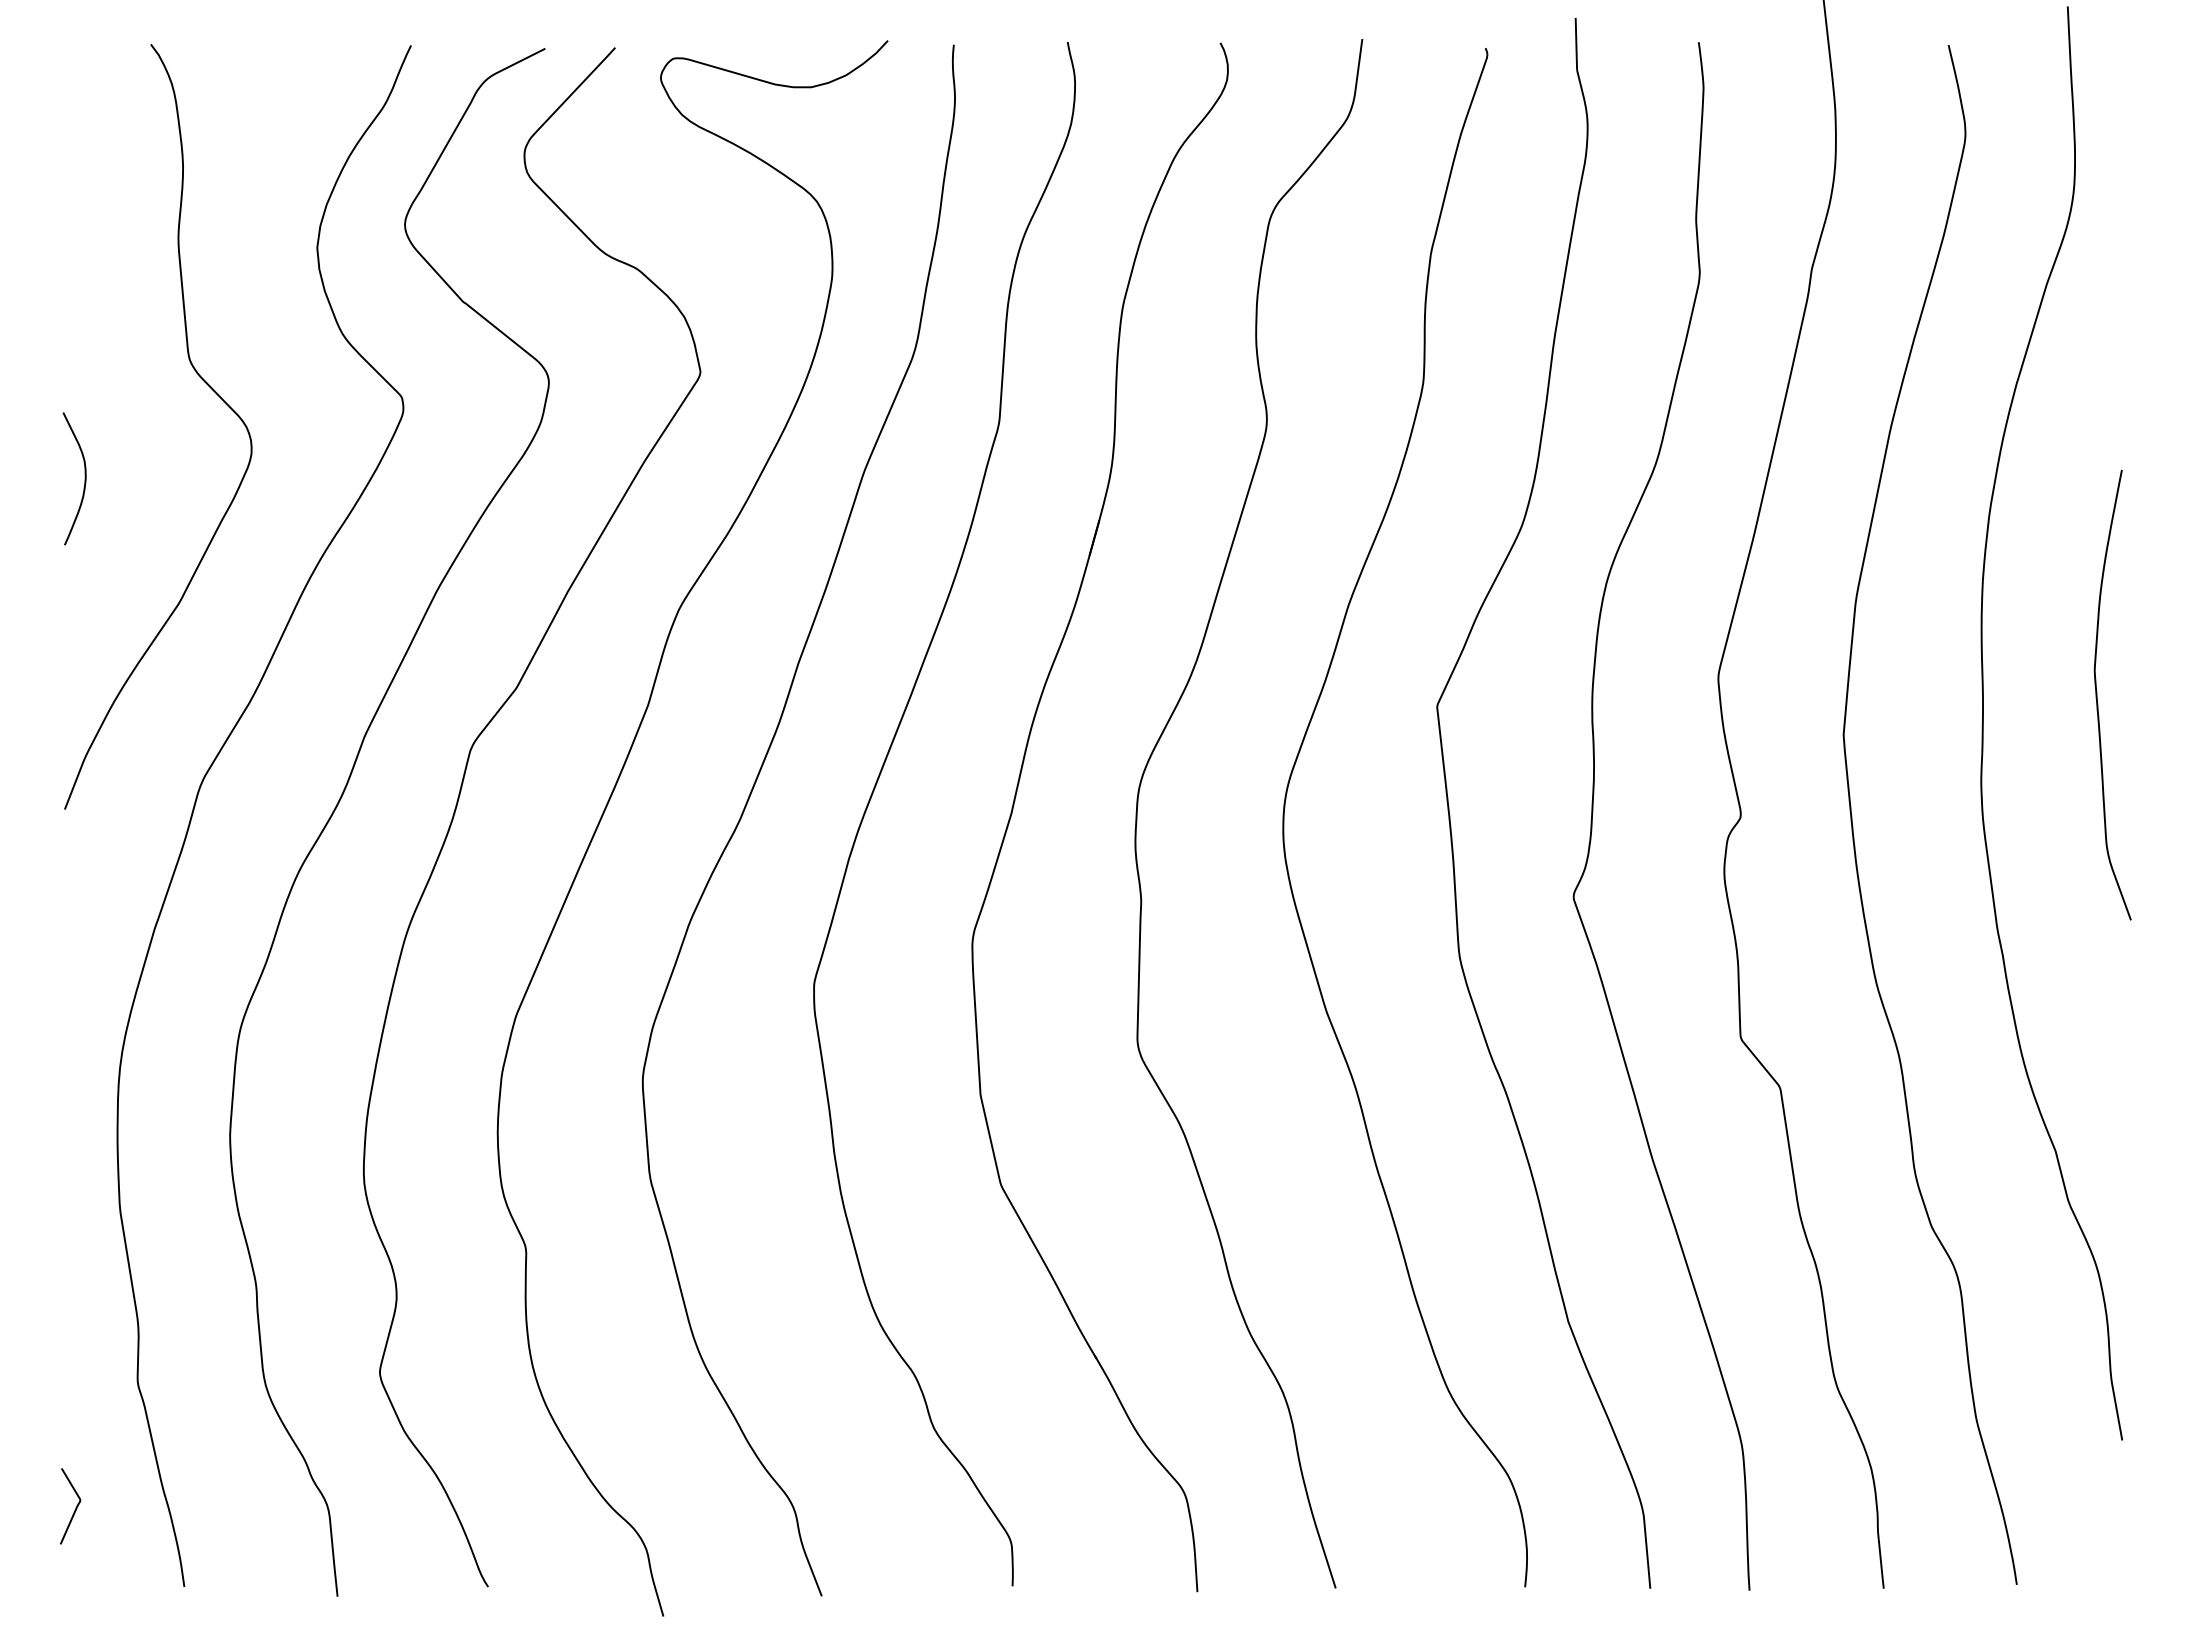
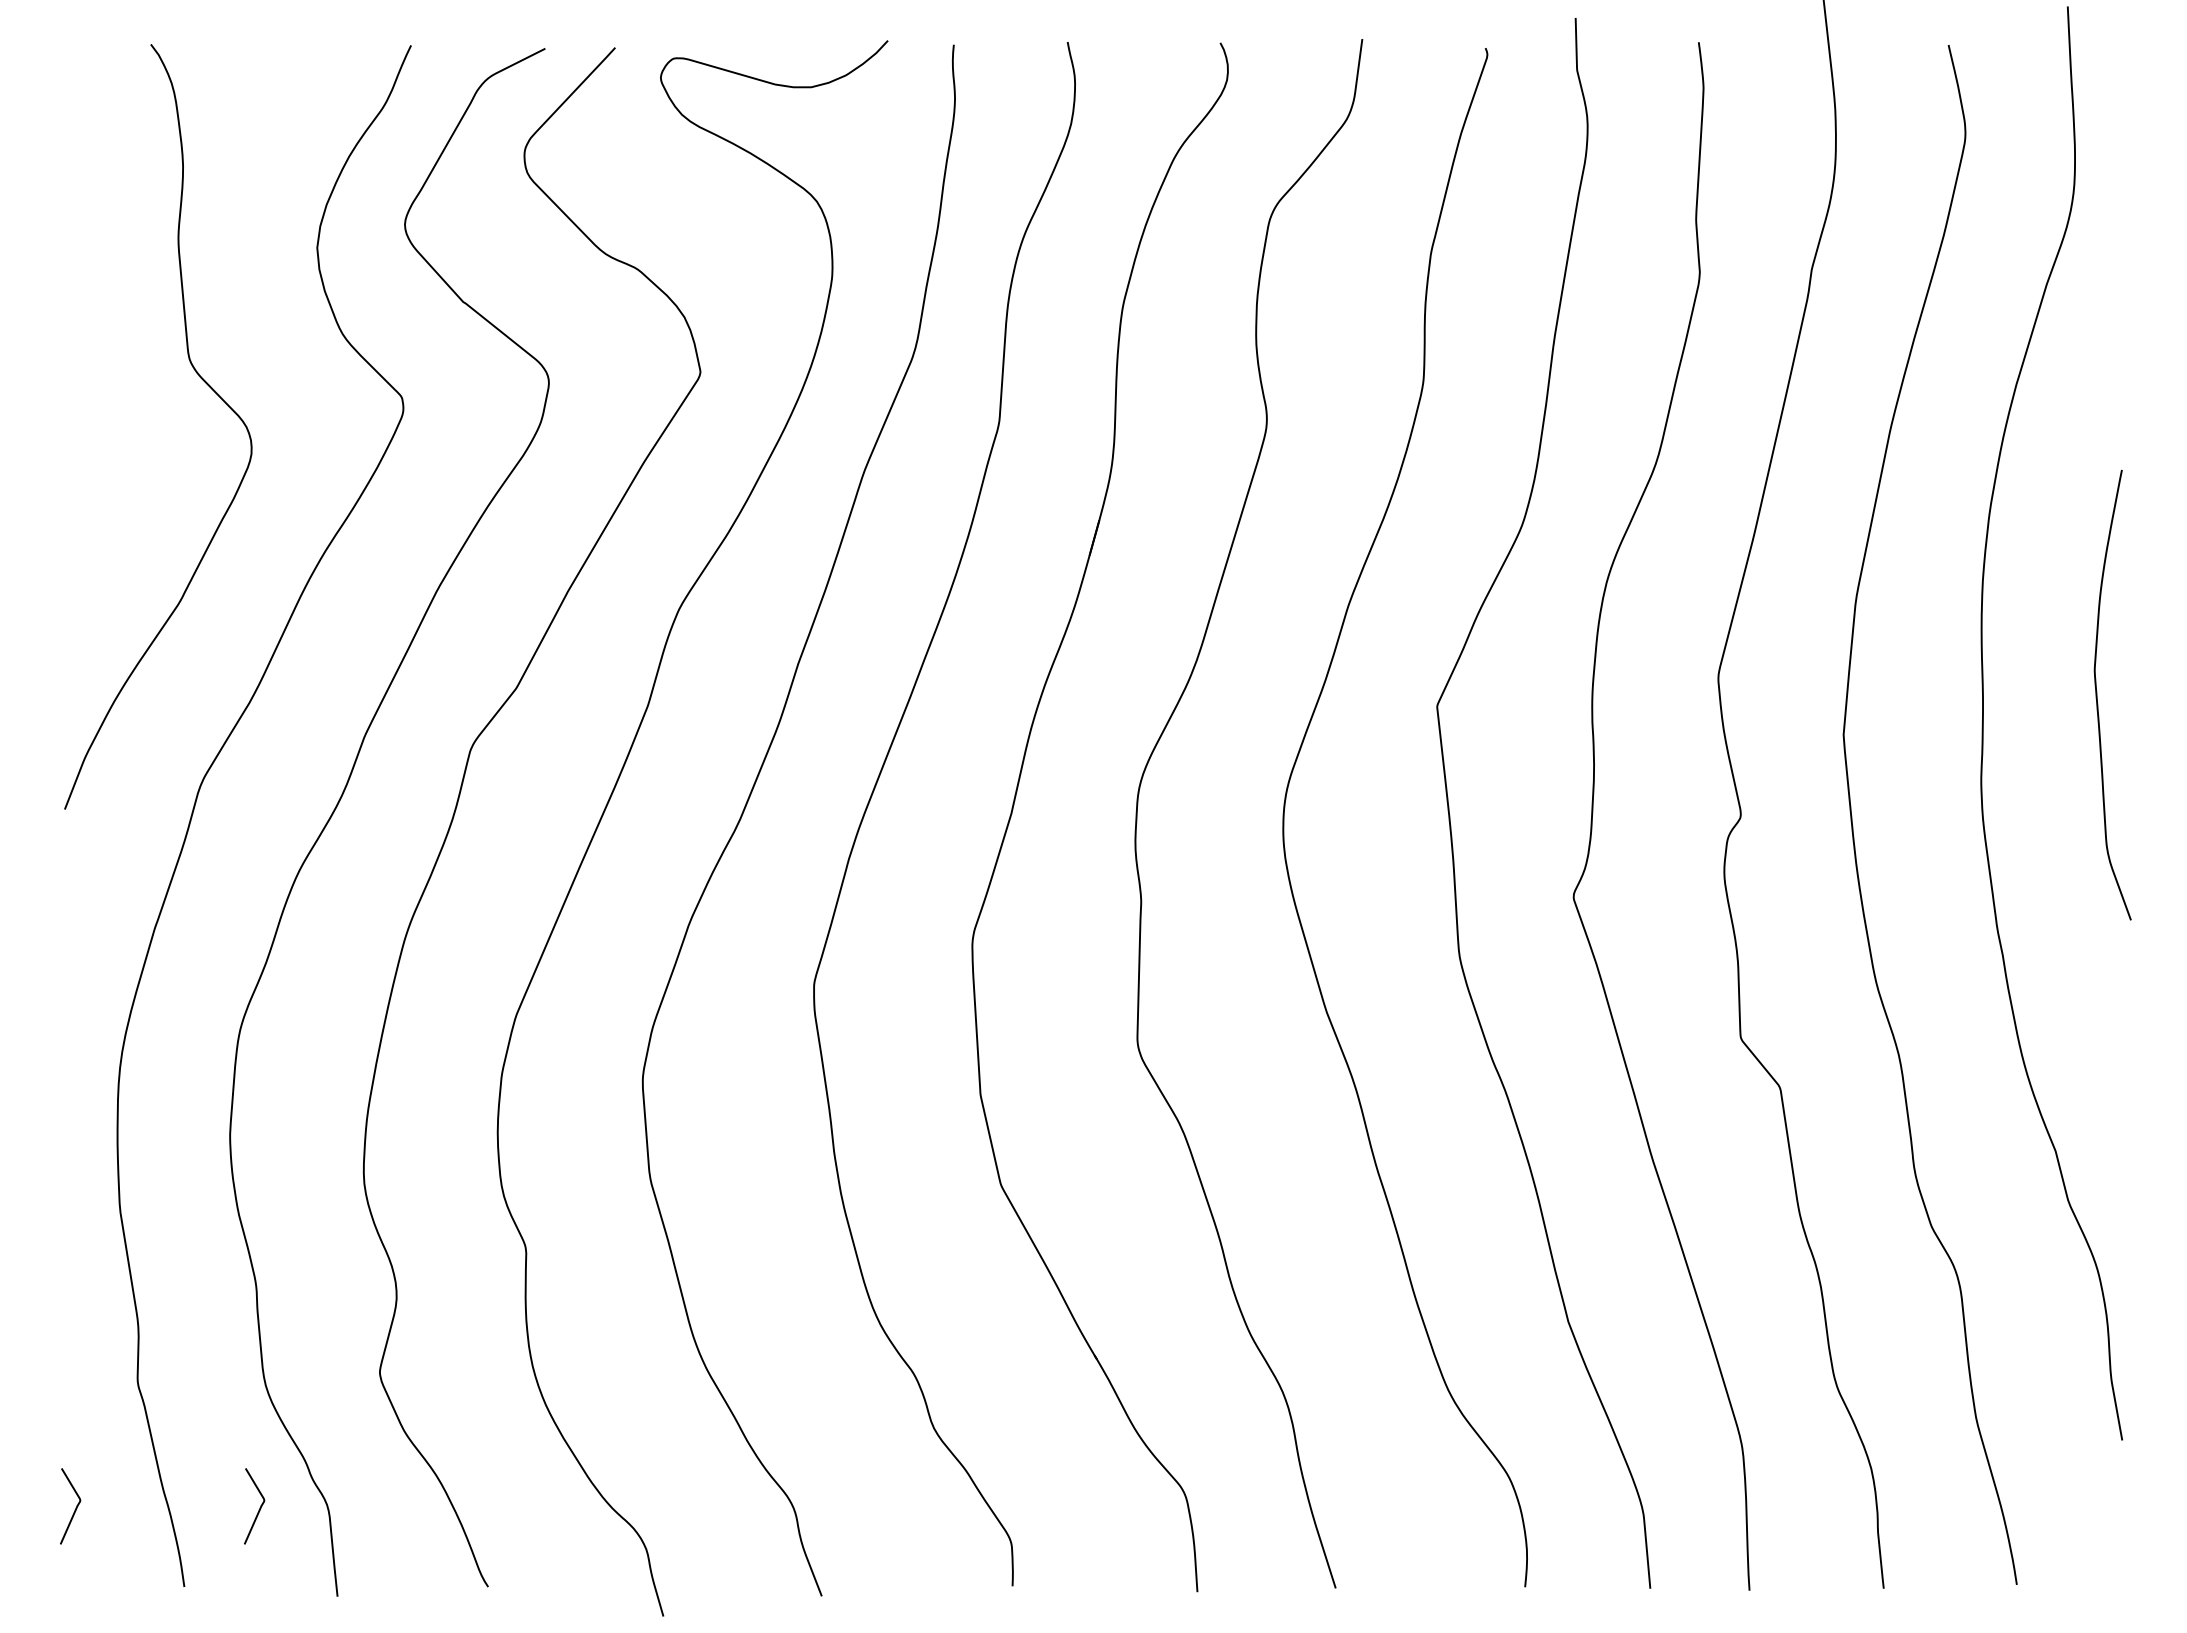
curve: present -> none (84, 478)
curve: none -> present (259, 1507)
